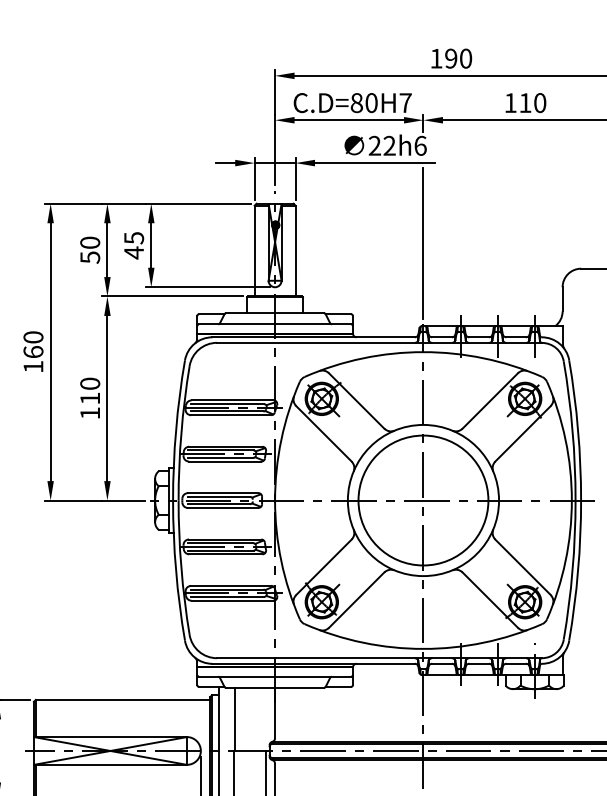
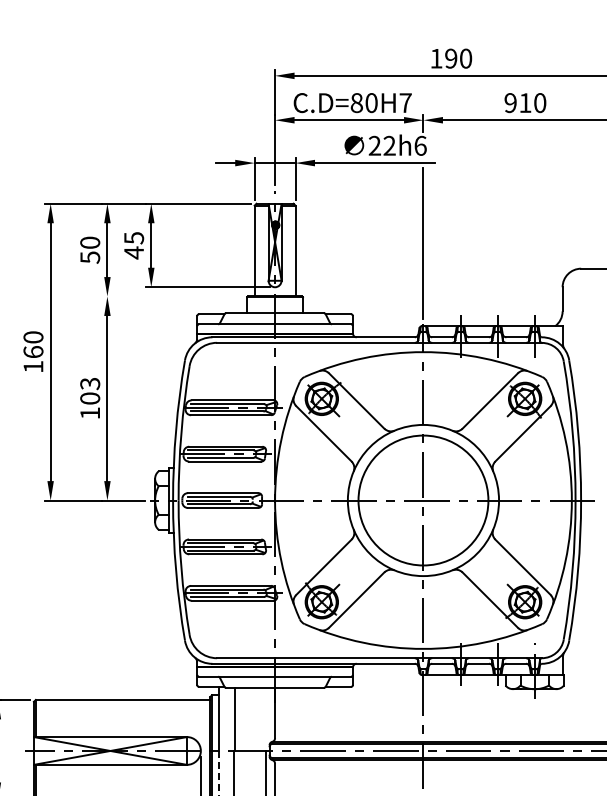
text: 110 -> 910 (510, 103)
line: present -> none (171, 296)
text: 110 -> 103 (90, 390)
line: solid -> dashed (219, 773)
